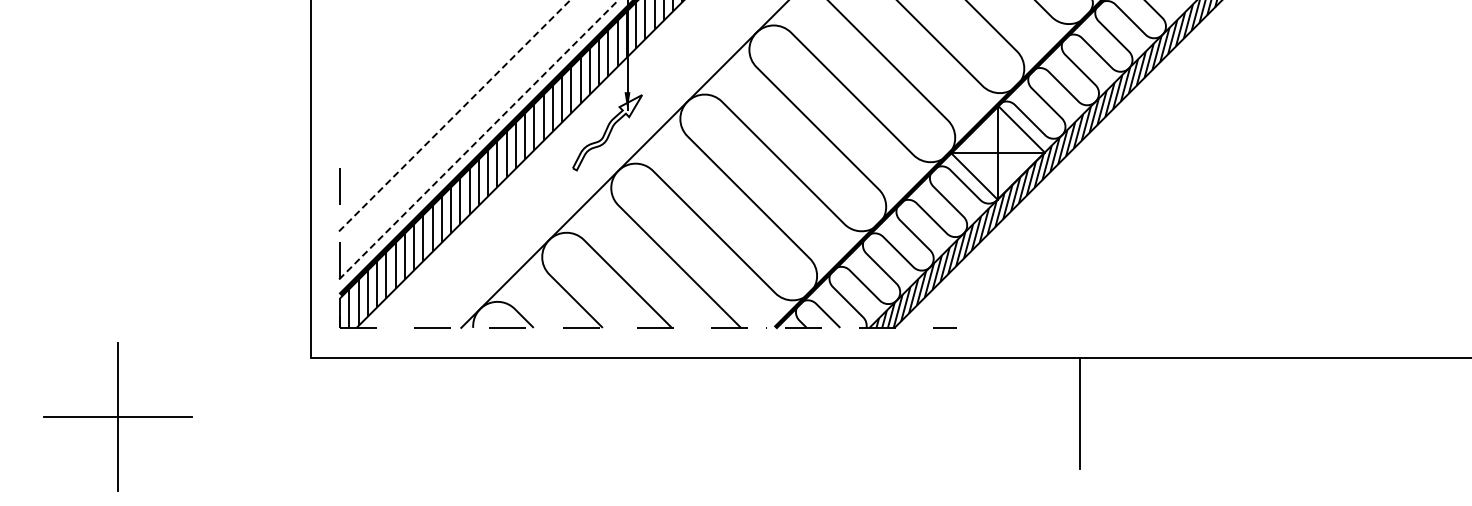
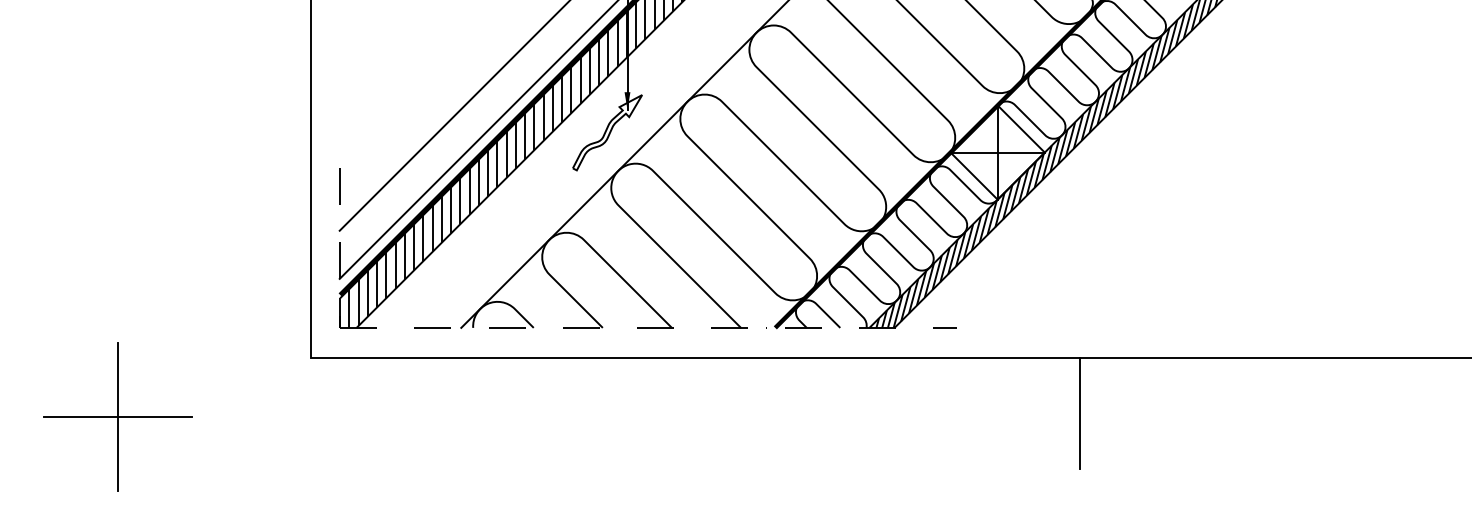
line: dashed -> solid (454, 115)
line: dashed -> solid (478, 140)
